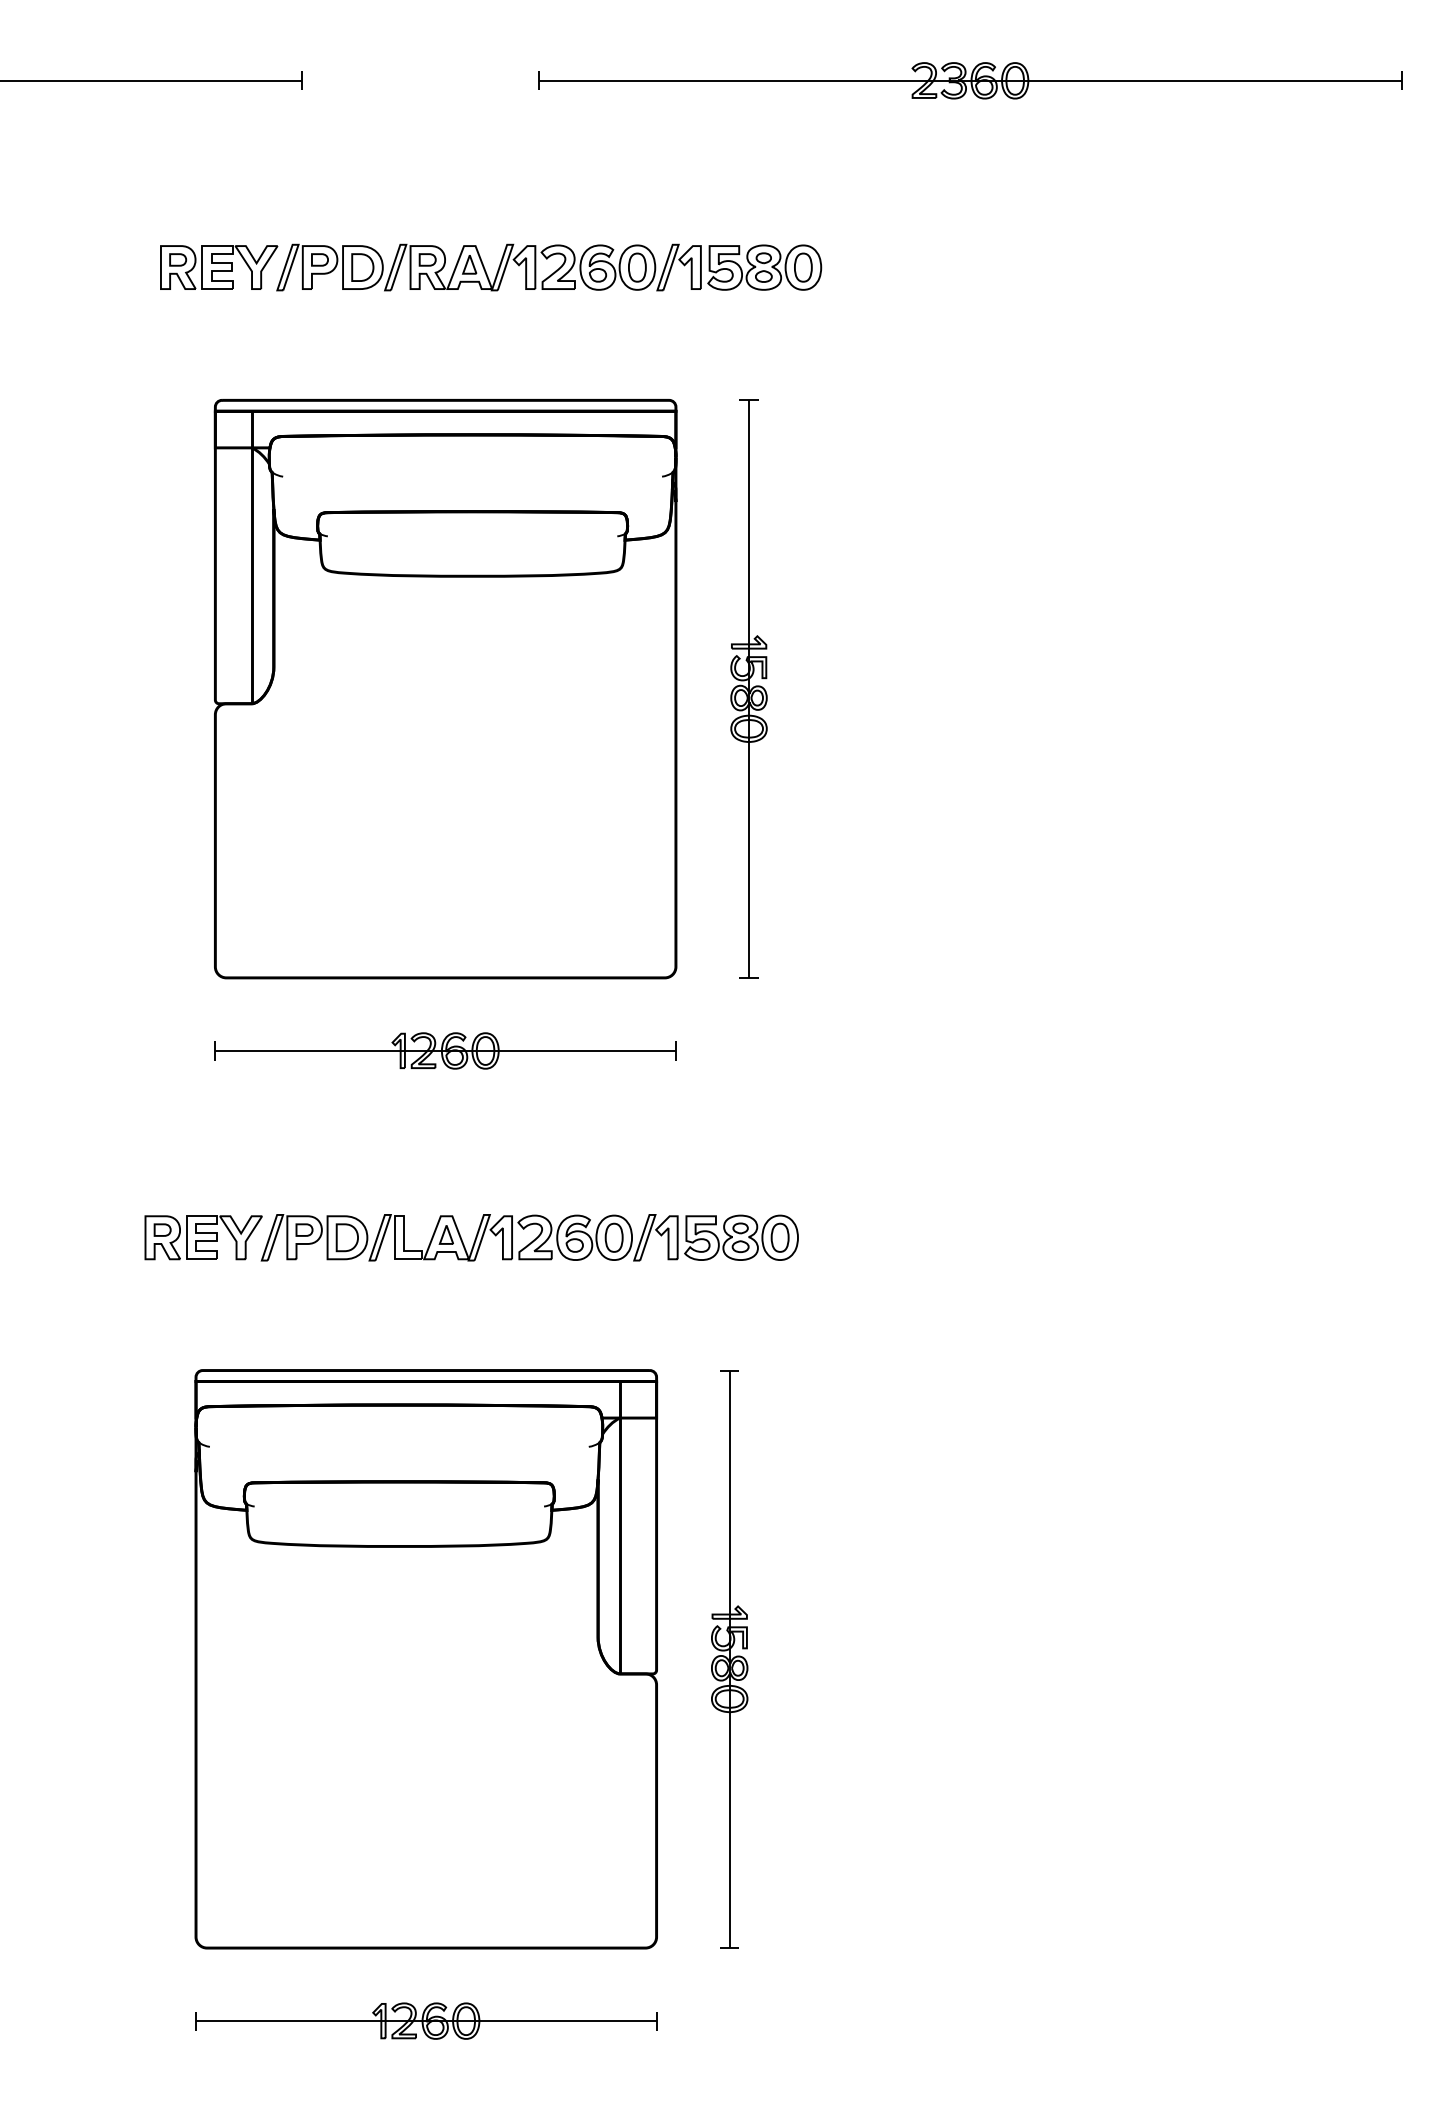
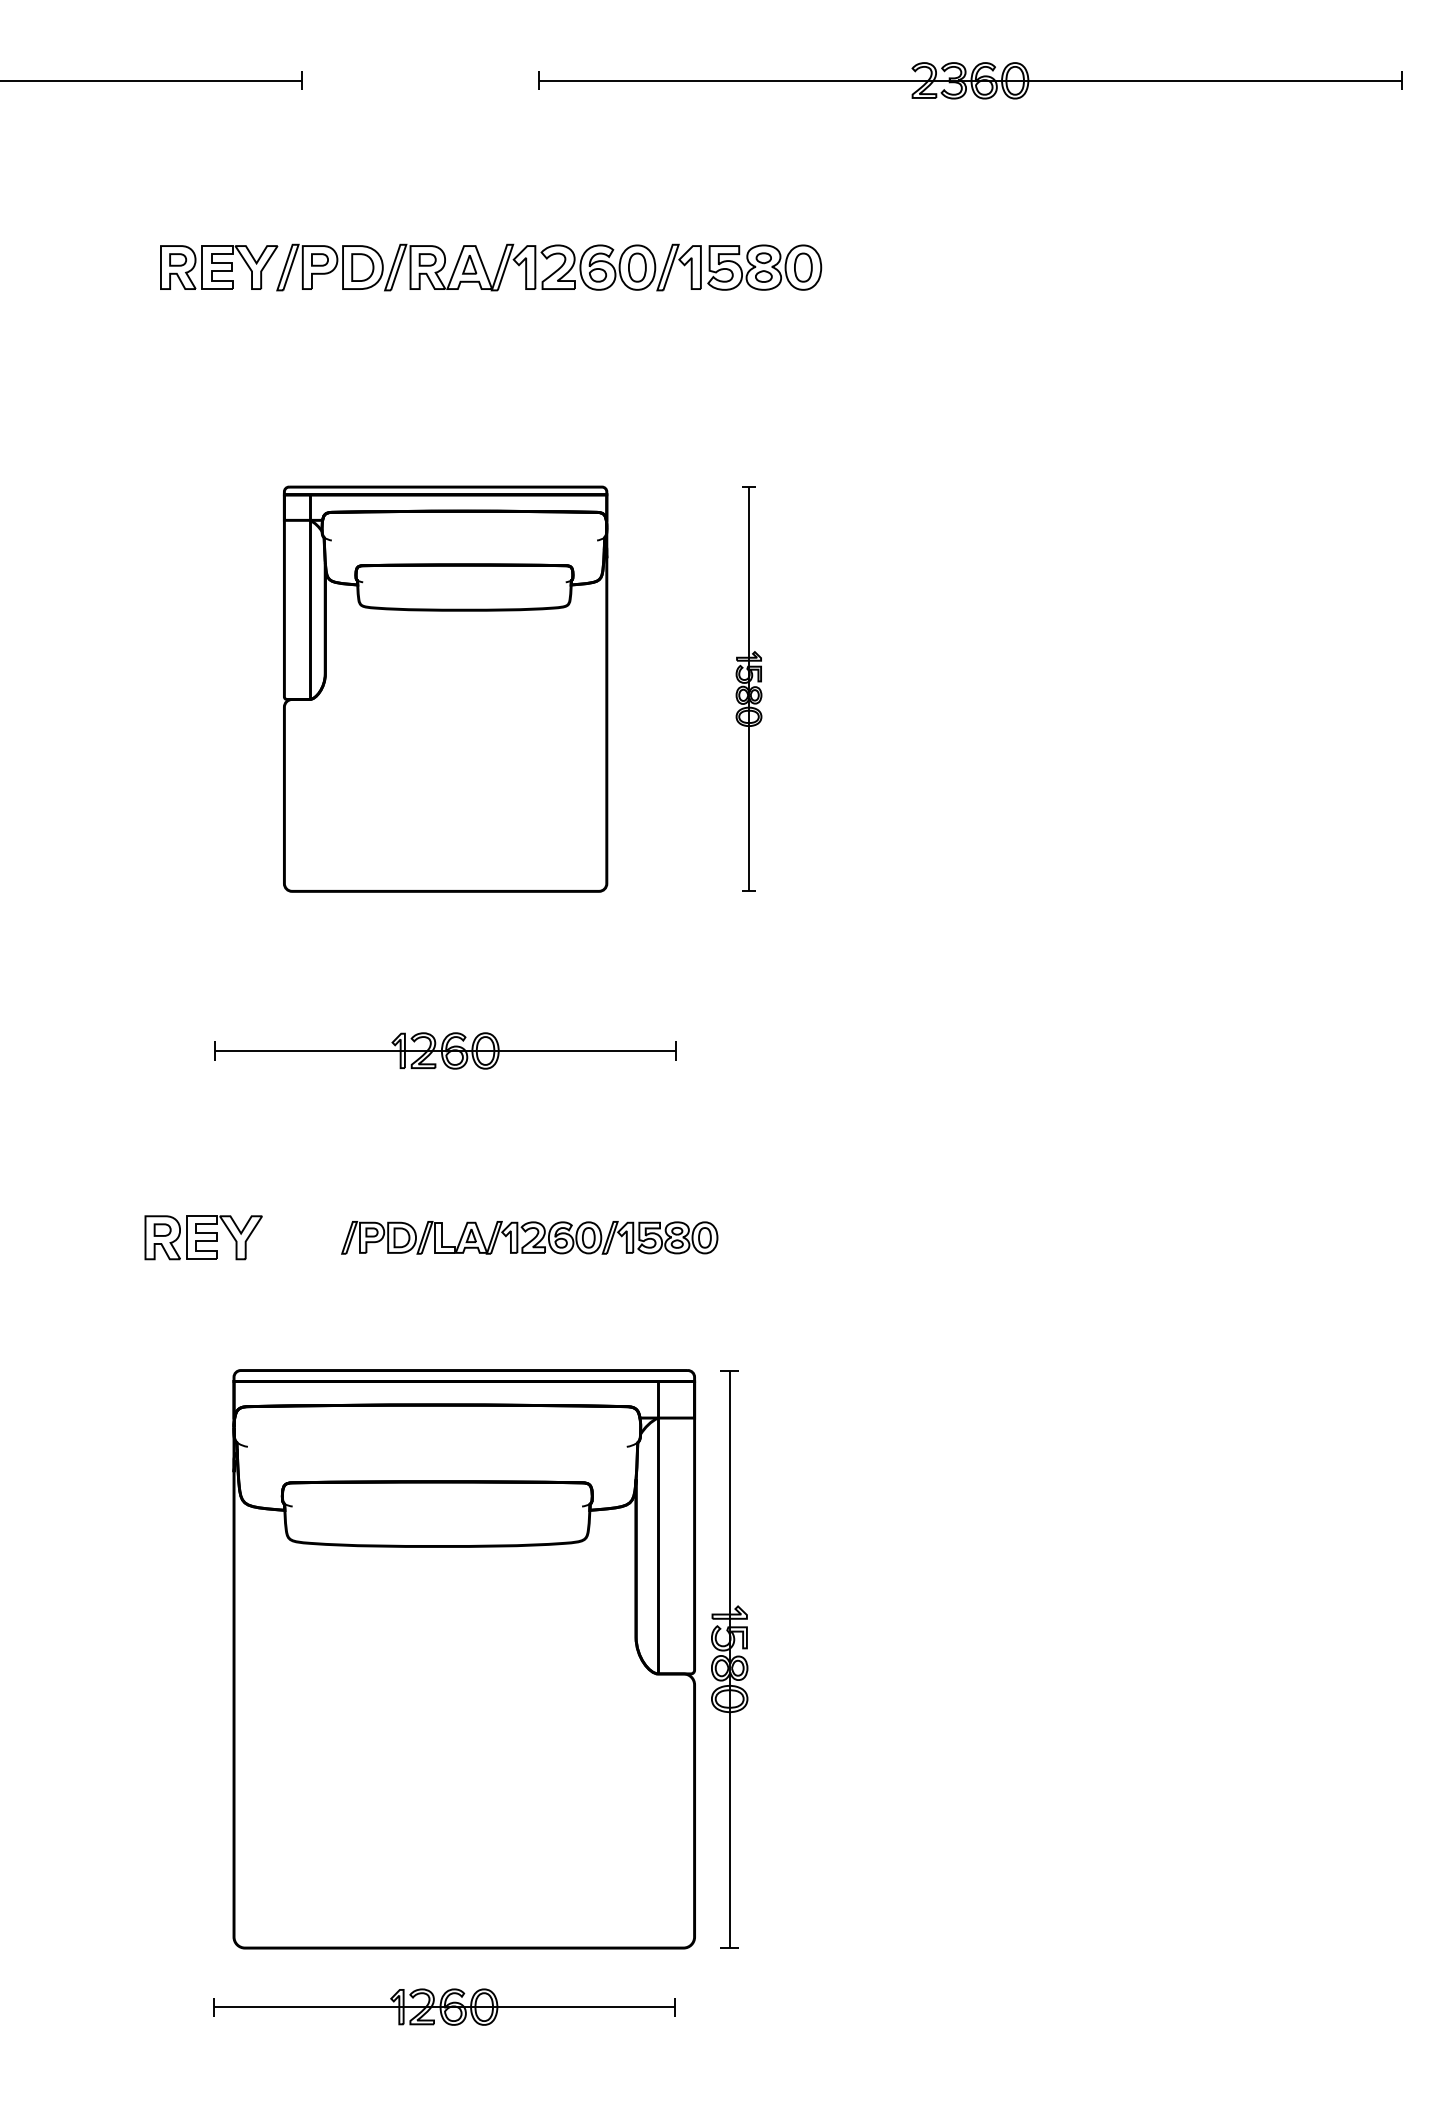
part size: 38x580 px -> 28x406 px (748, 688)
part size: 465x581 px -> 327x408 px (445, 688)
part size: 539x48 px -> 378x34 px (529, 1237)
part position: (426, 1659) -> (464, 1659) (464, 1659)
part position: (426, 2020) -> (444, 2006) (444, 2006)
